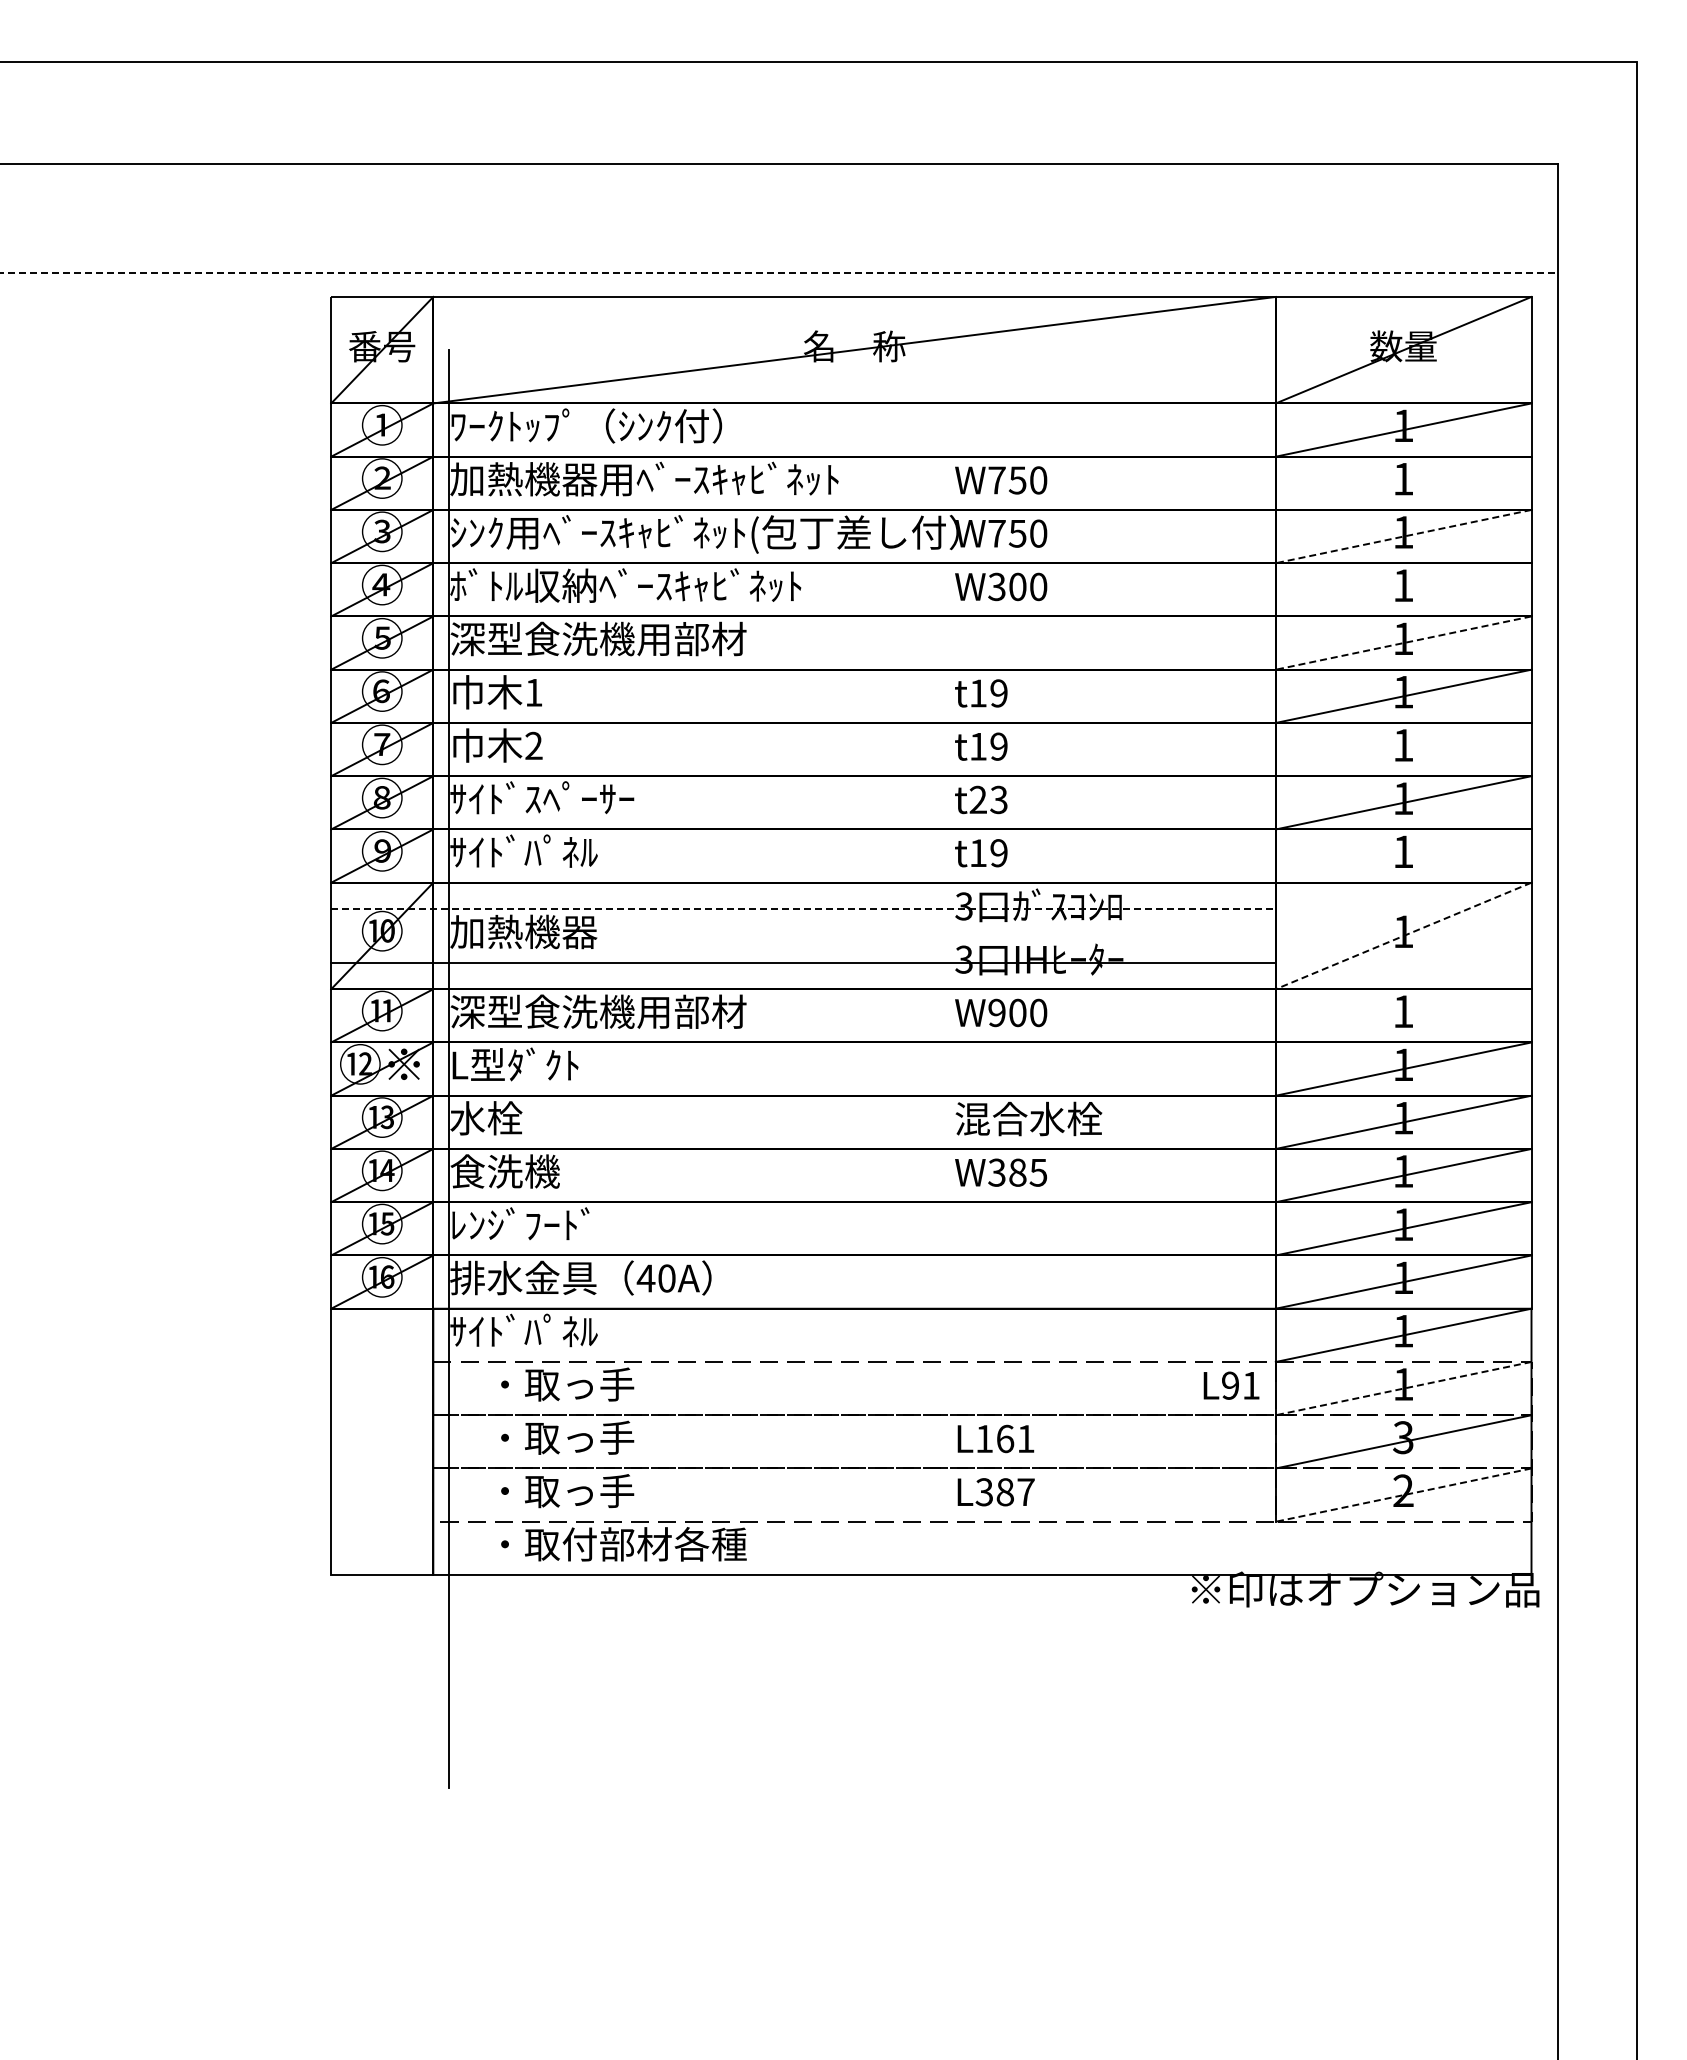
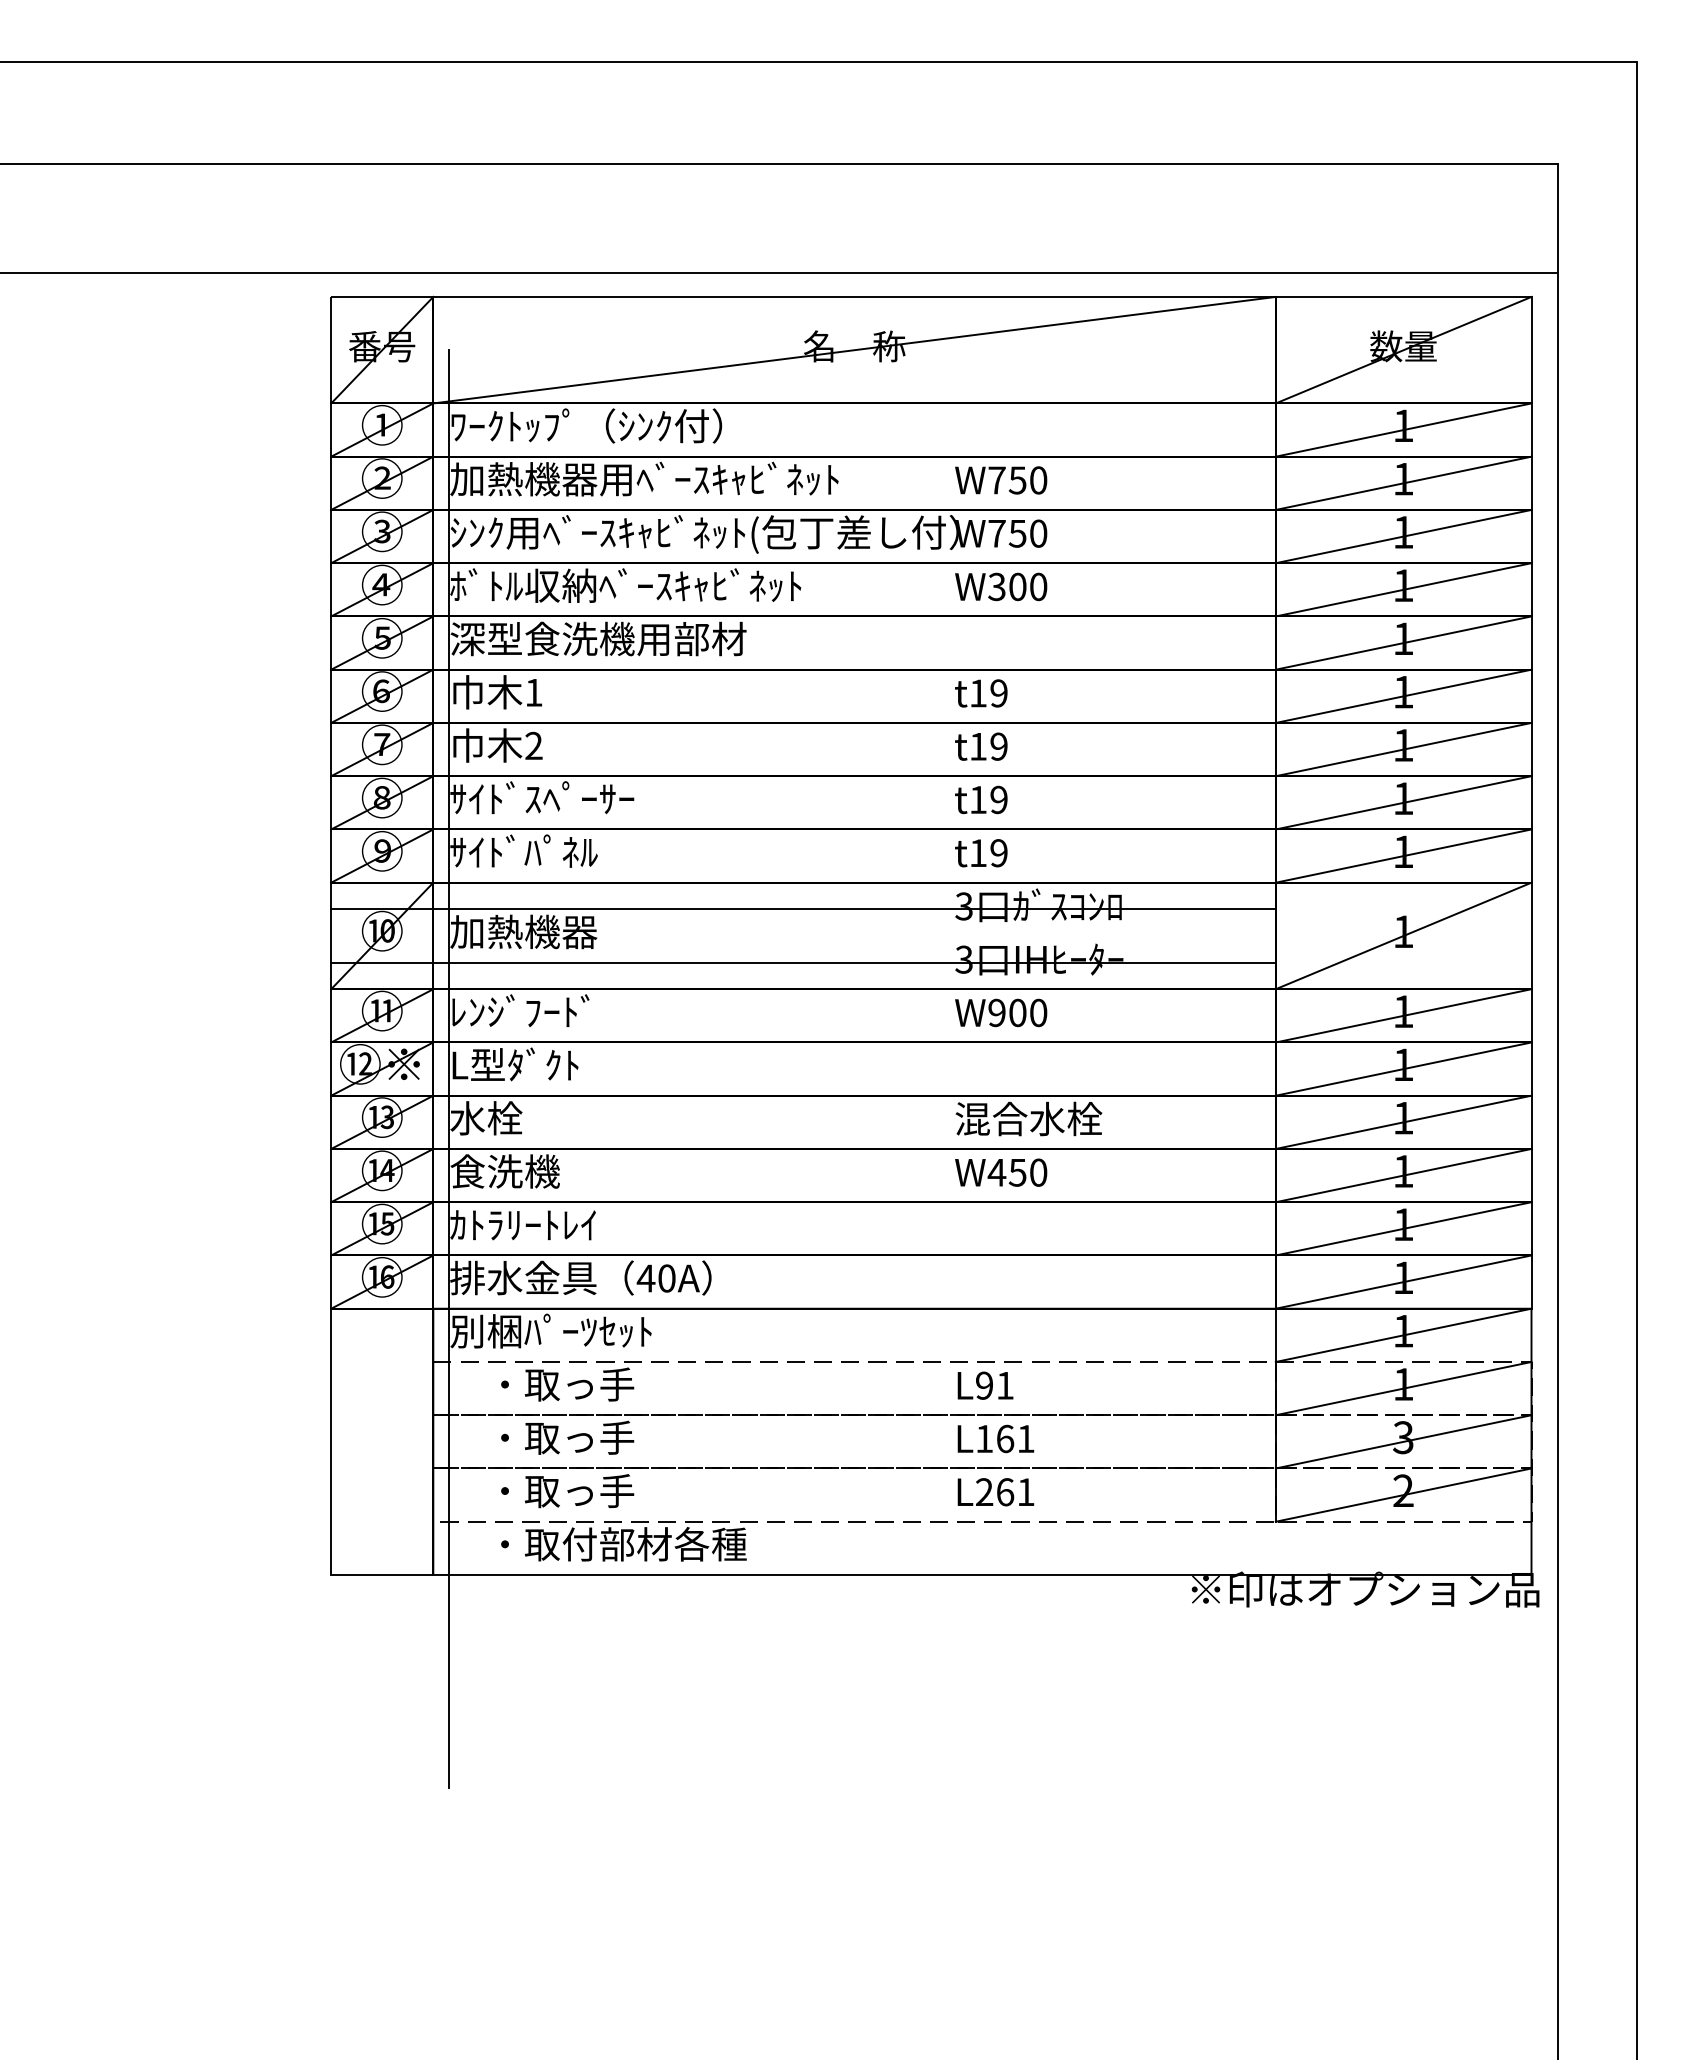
line: dashed -> solid (779, 272)
line: none -> present (1403, 482)
line: dashed -> solid (1403, 536)
line: none -> present (1403, 589)
line: dashed -> solid (1403, 643)
line: none -> present (1403, 749)
text: t23 -> t19 (988, 799)
line: none -> present (1403, 855)
line: dashed -> solid (804, 909)
line: dashed -> solid (1403, 936)
text: 深型食洗機用部材 -> ﾚﾝｼﾞﾌｰﾄﾞ (598, 1011)
line: none -> present (1403, 1015)
text: W385 -> W450 (1017, 1172)
text: ﾚﾝｼﾞﾌｰﾄﾞ -> ｶﾄﾗﾘｰﾄﾚｲ (522, 1223)
text: ｻｲﾄﾞﾊﾟﾈﾙ -> 別梱ﾊﾟｰﾂｾｯﾄ (550, 1330)
text position: (1231, 1385) -> (985, 1385) (985, 1385)
line: dashed -> solid (1403, 1388)
text: L387 -> L261 (1004, 1492)
line: dashed -> solid (1403, 1495)
